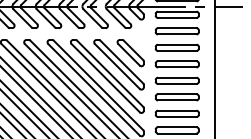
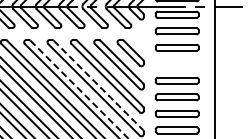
part: present -> none (176, 64)
line: solid -> dashed (98, 85)
line: solid -> dashed (79, 90)
